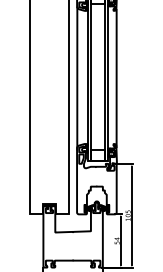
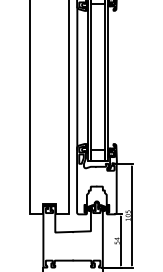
line: present -> none (116, 78)
